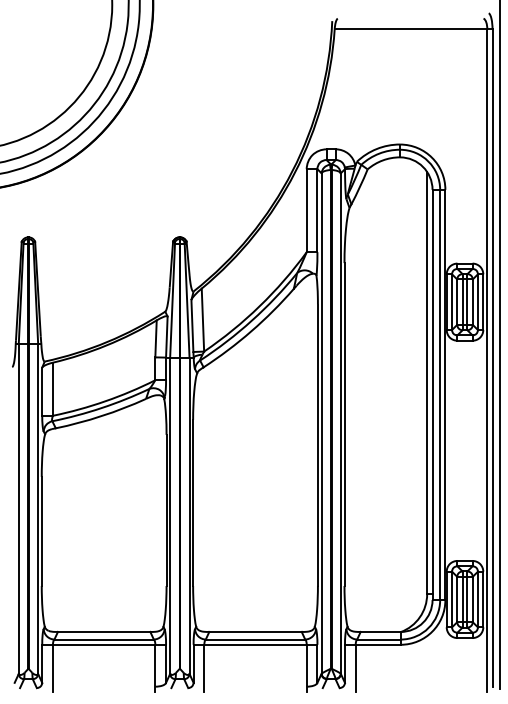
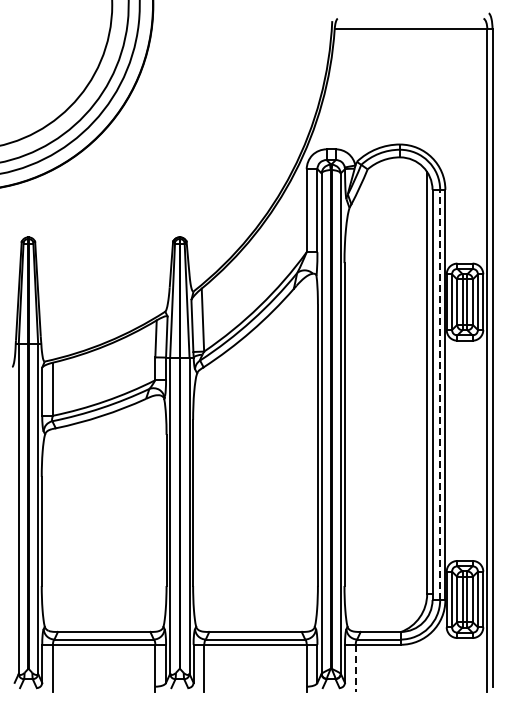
line: present -> none (500, 345)
line: solid -> dashed (440, 394)
line: solid -> dashed (355, 668)
